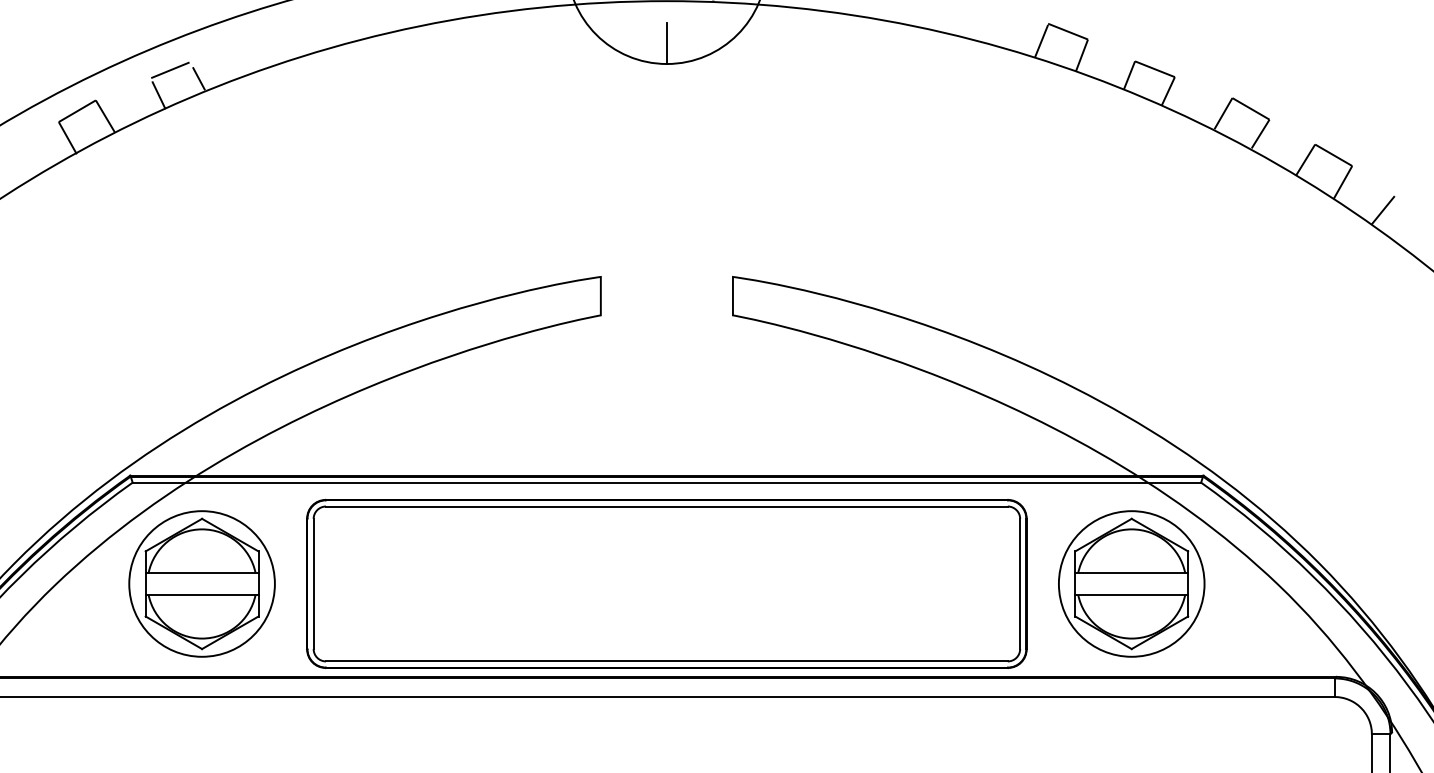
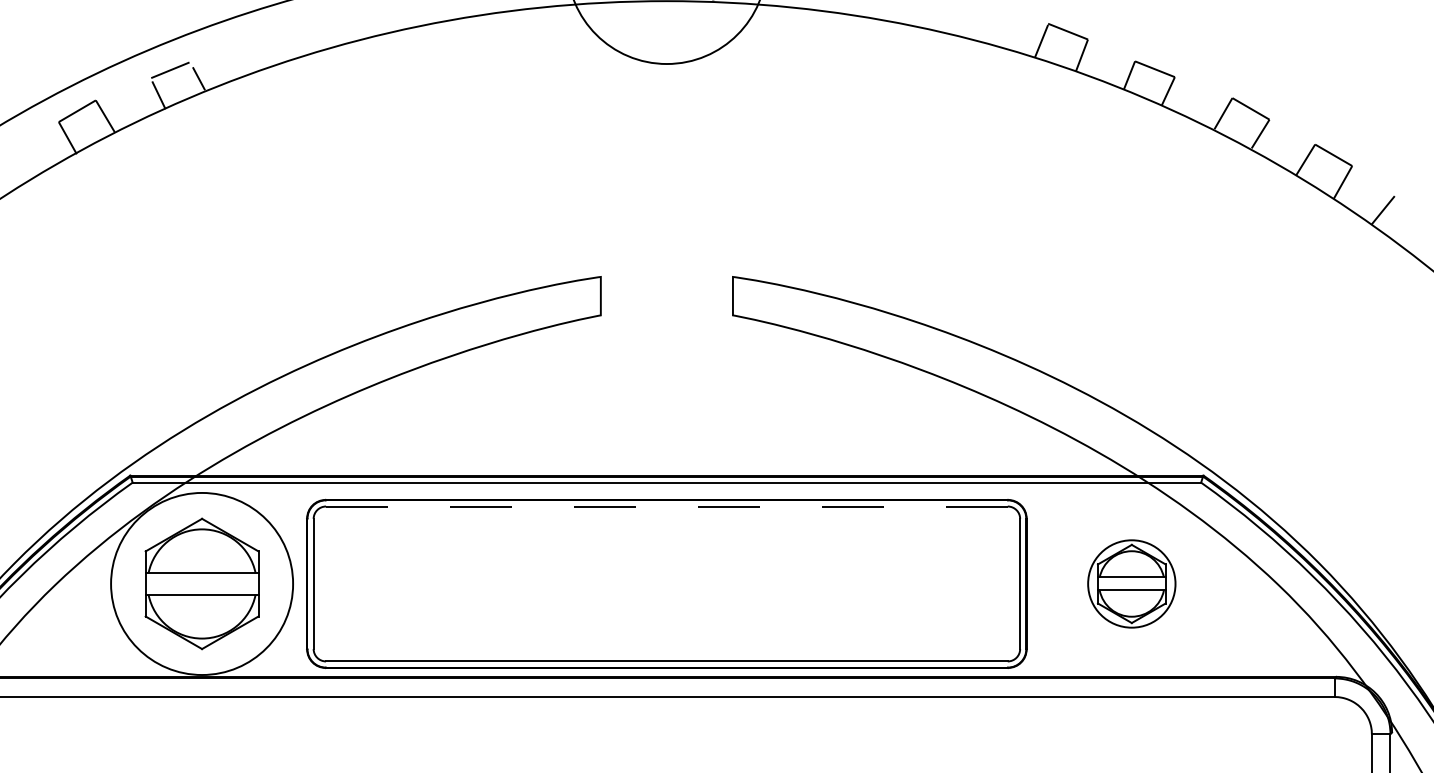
line: present -> none (666, 43)
line: solid -> dashed (666, 506)
circle diameter: 146 px -> 182 px (202, 583)
part size: 148x148 px -> 90x90 px (1131, 583)
